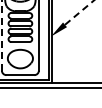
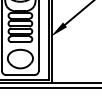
line: dashed -> solid (79, 12)
line: dashed -> solid (1, 35)
